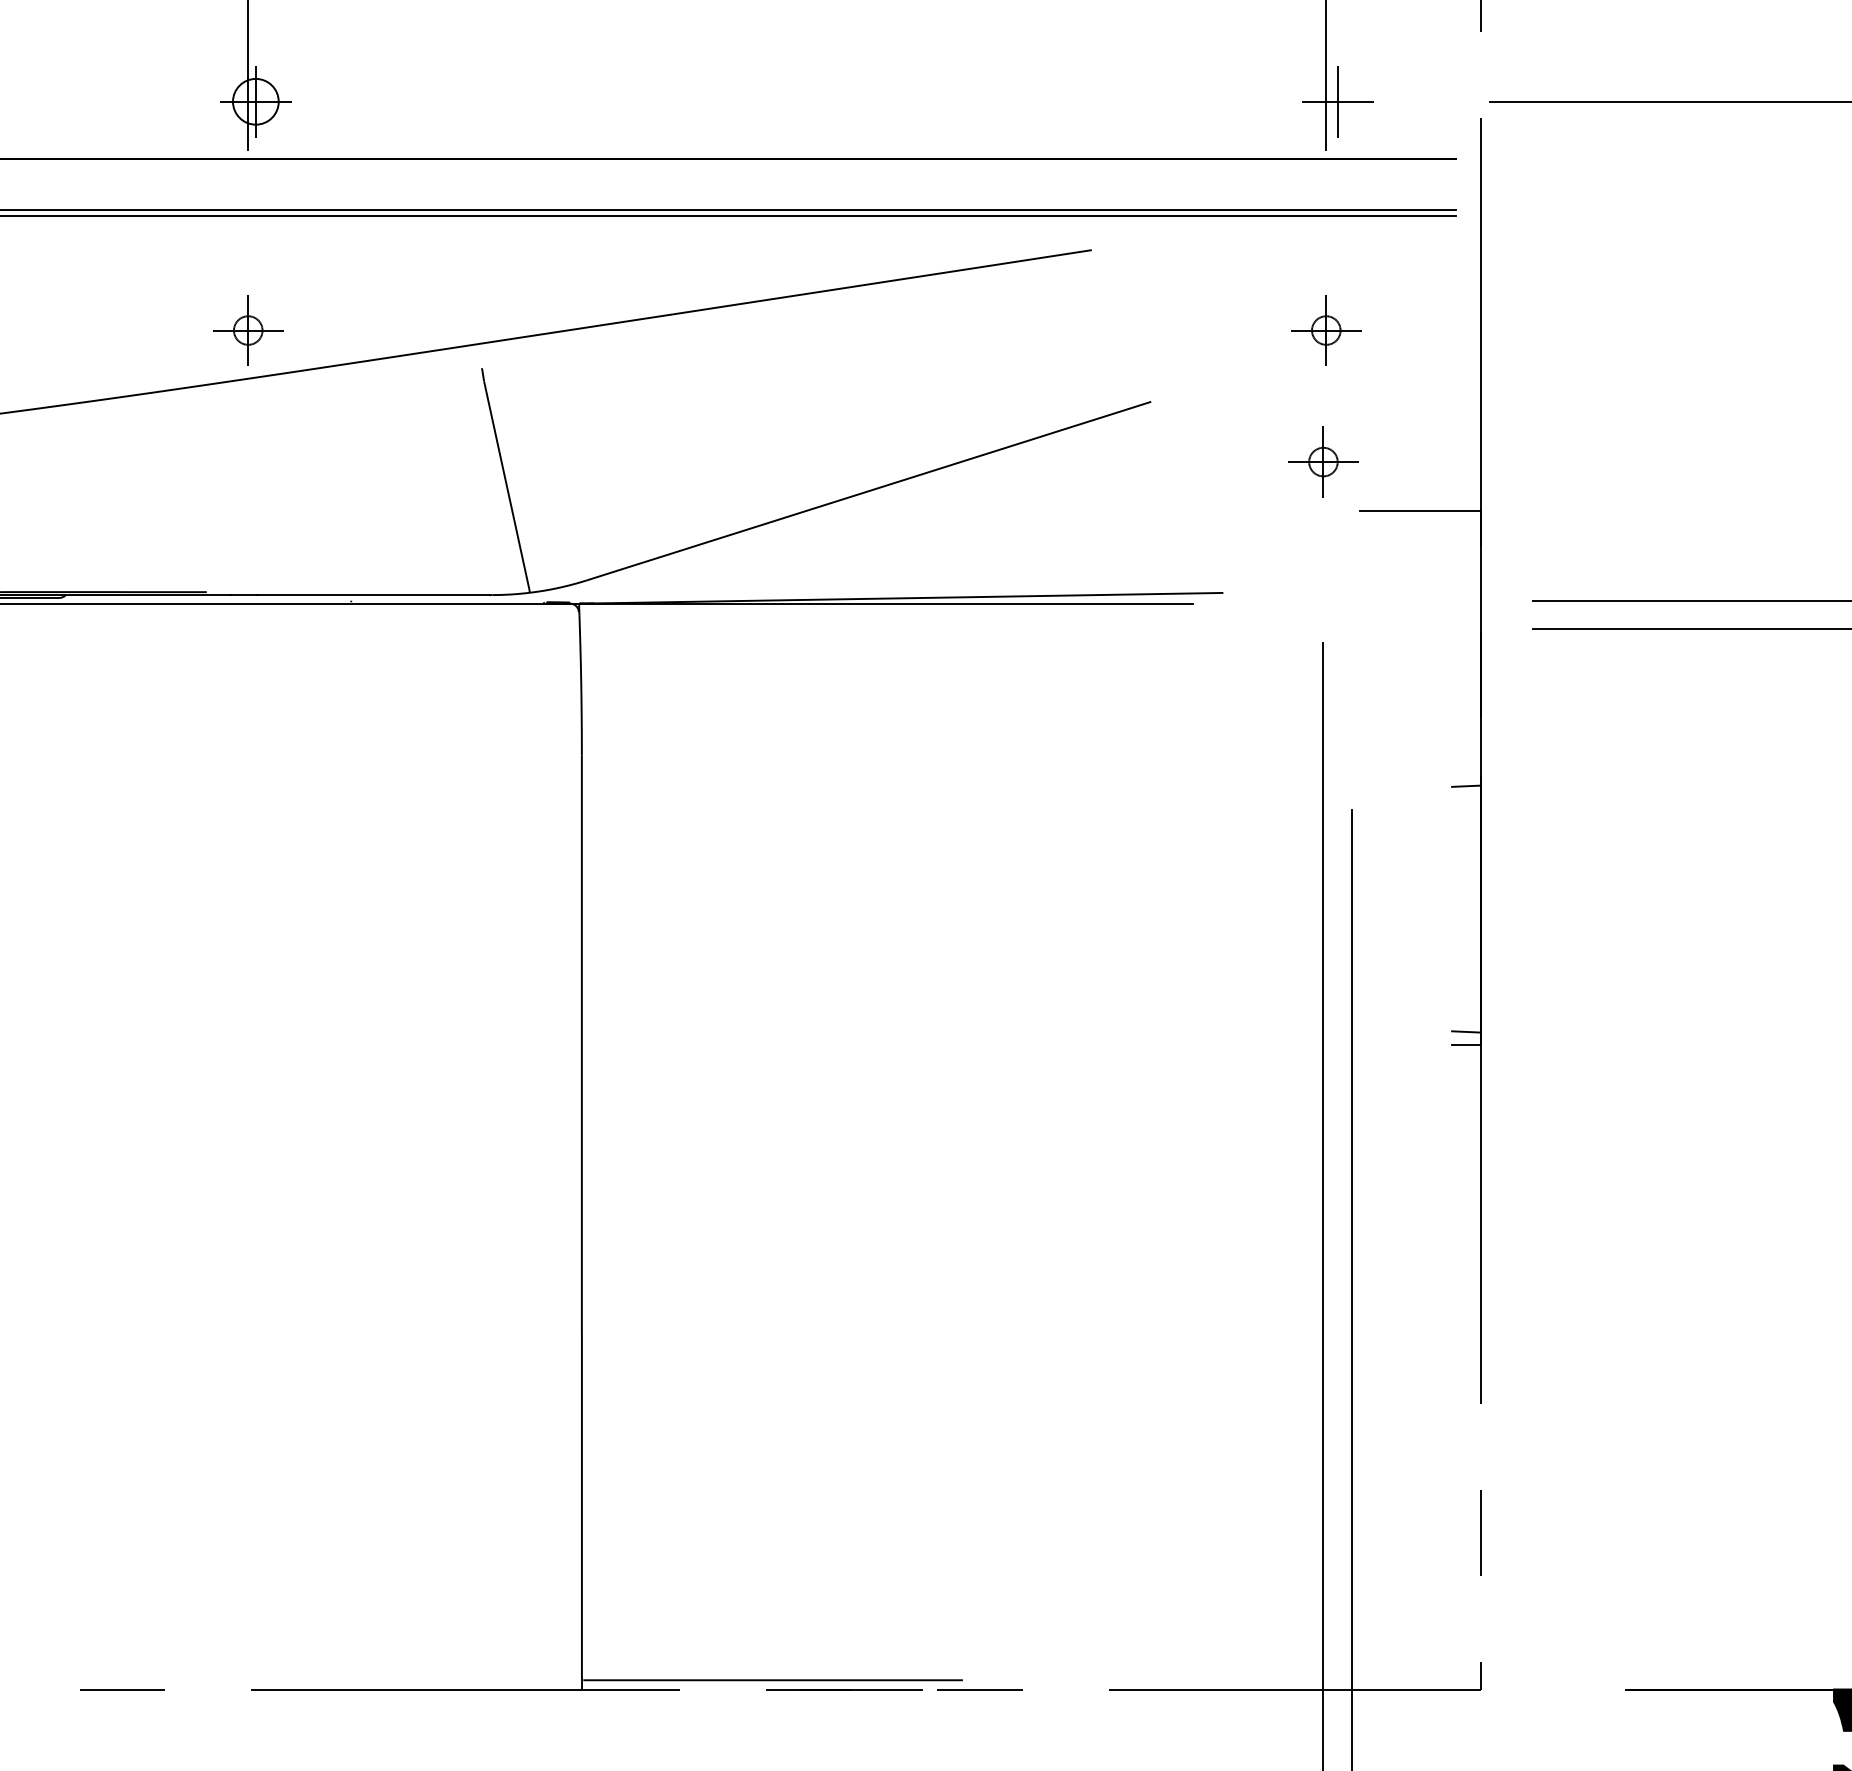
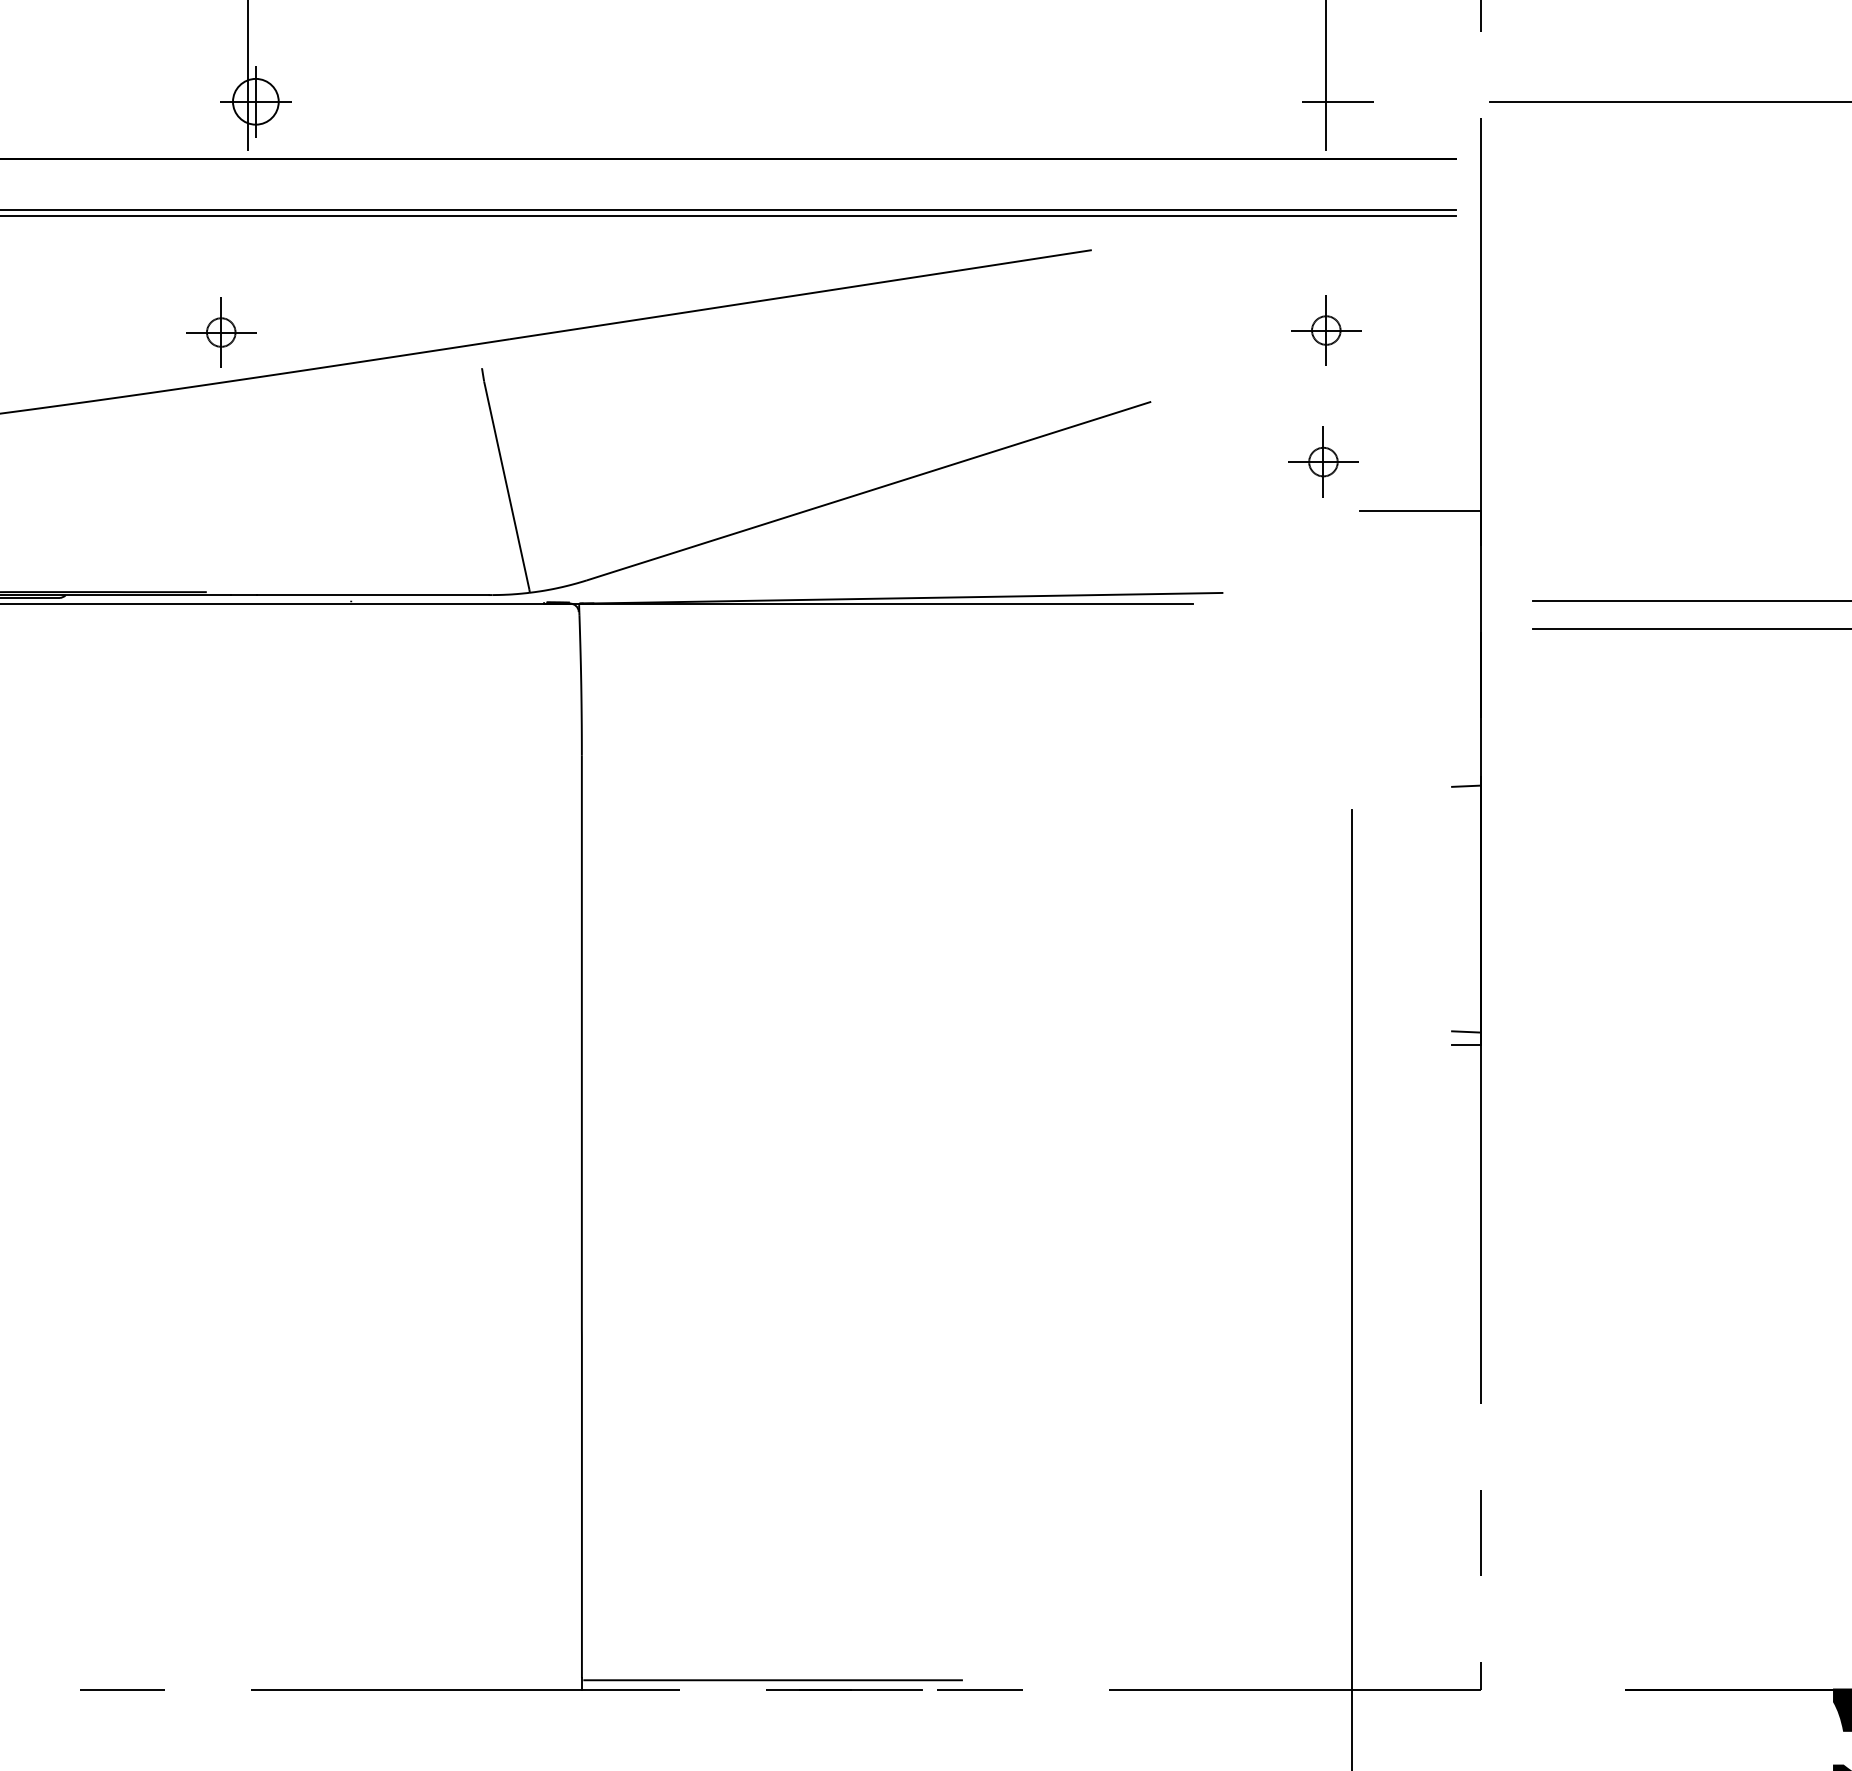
line: present -> none (1337, 101)
part position: (248, 330) -> (221, 332) (221, 332)
line: present -> none (1323, 1205)
